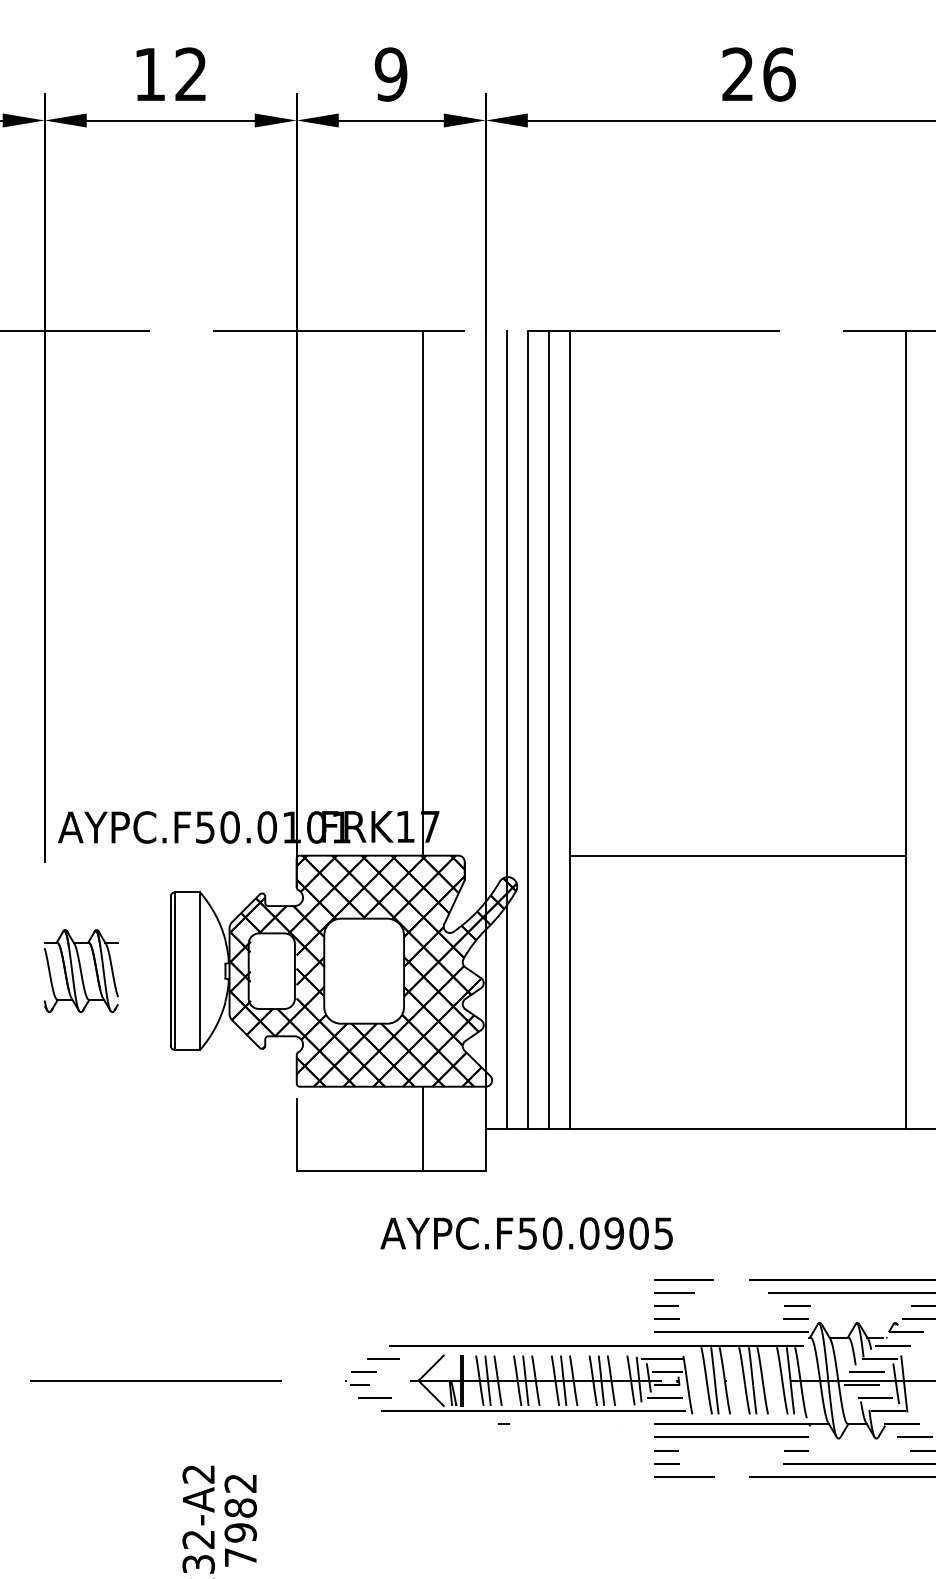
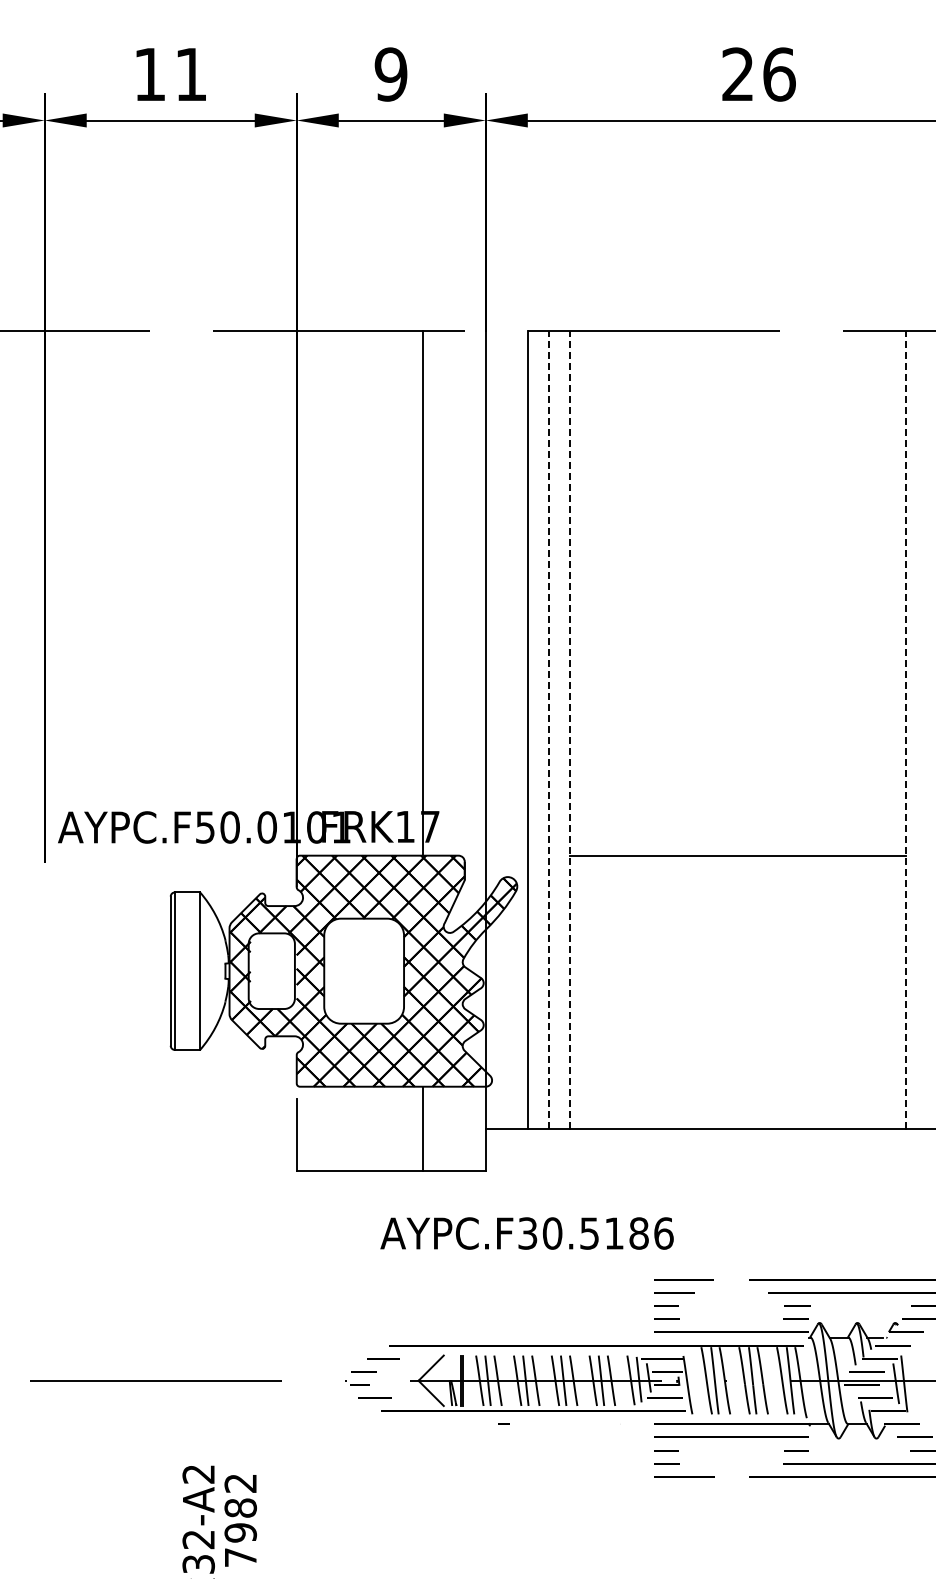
text: 12 -> 11 (190, 73)
line: present -> none (506, 729)
line: solid -> dashed (548, 729)
line: solid -> dashed (569, 729)
line: solid -> dashed (905, 729)
part: present -> none (81, 970)
text: AYPC.F50.0905 -> AYPC.F30.5186 (596, 1233)
